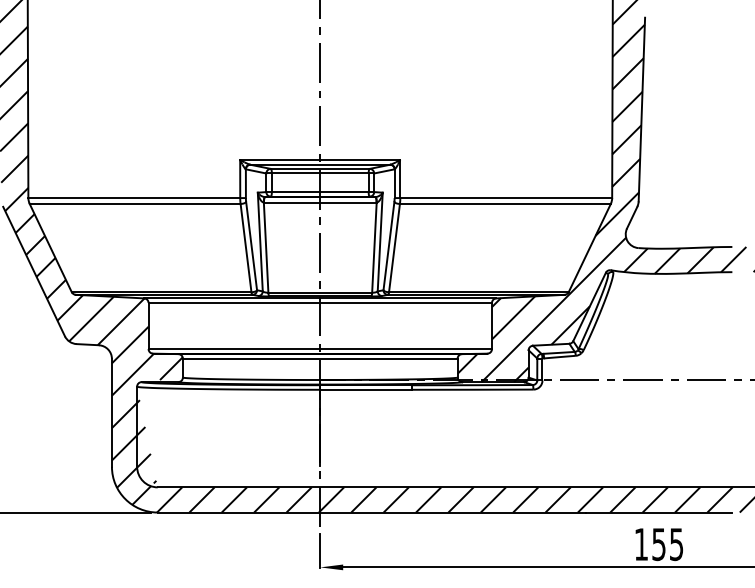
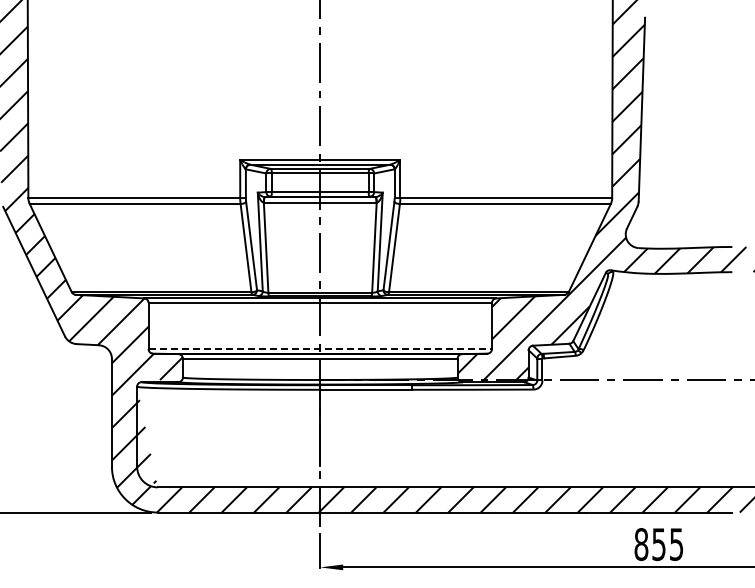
line: solid -> dashed (320, 349)
text: 155 -> 855 (641, 544)
